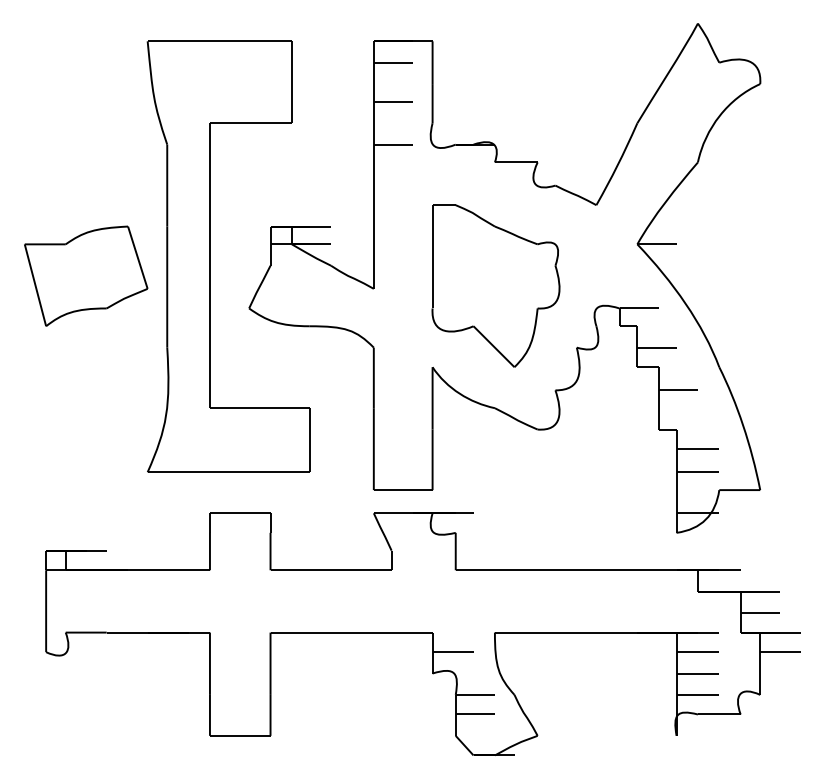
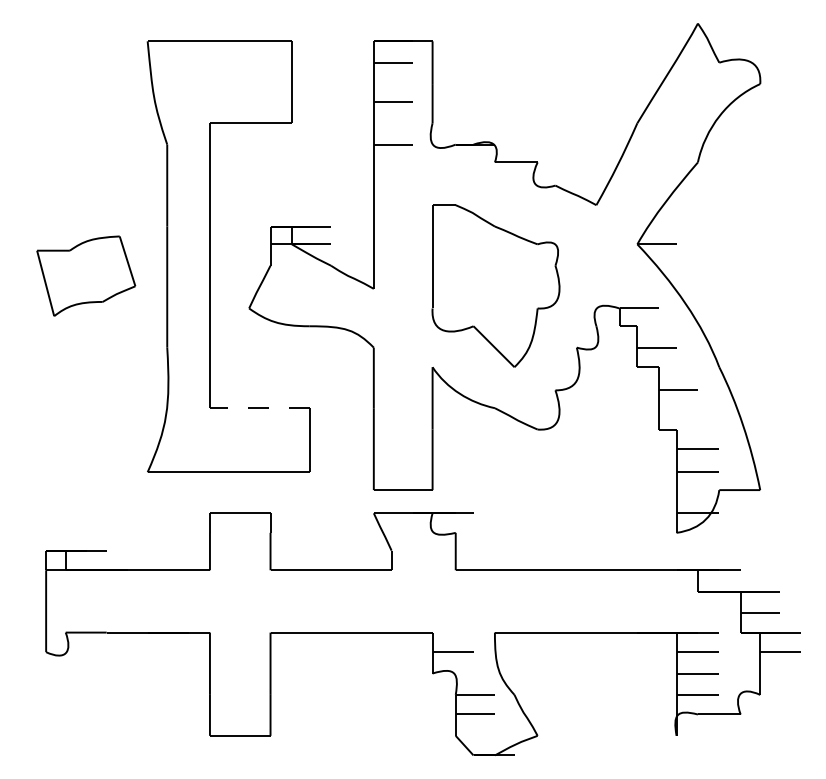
part size: 125x102 px -> 101x82 px (86, 275)
line: solid -> dashed (259, 408)
